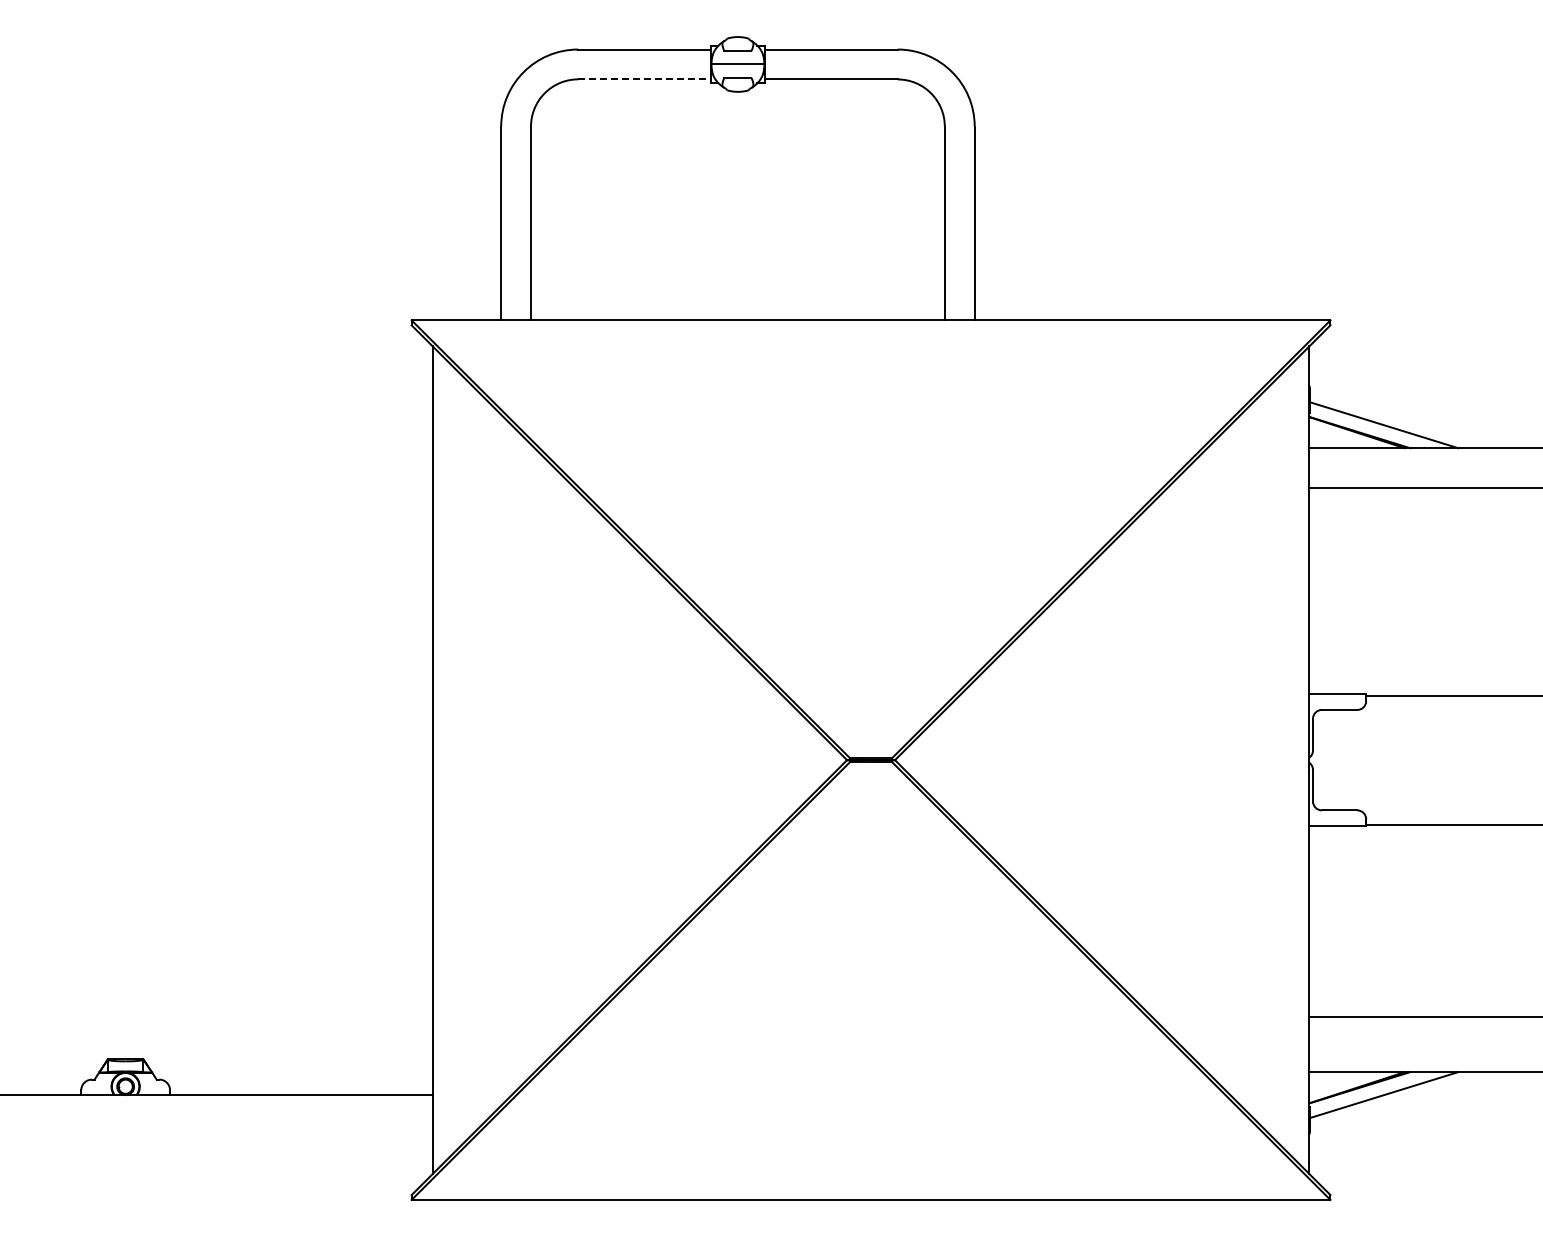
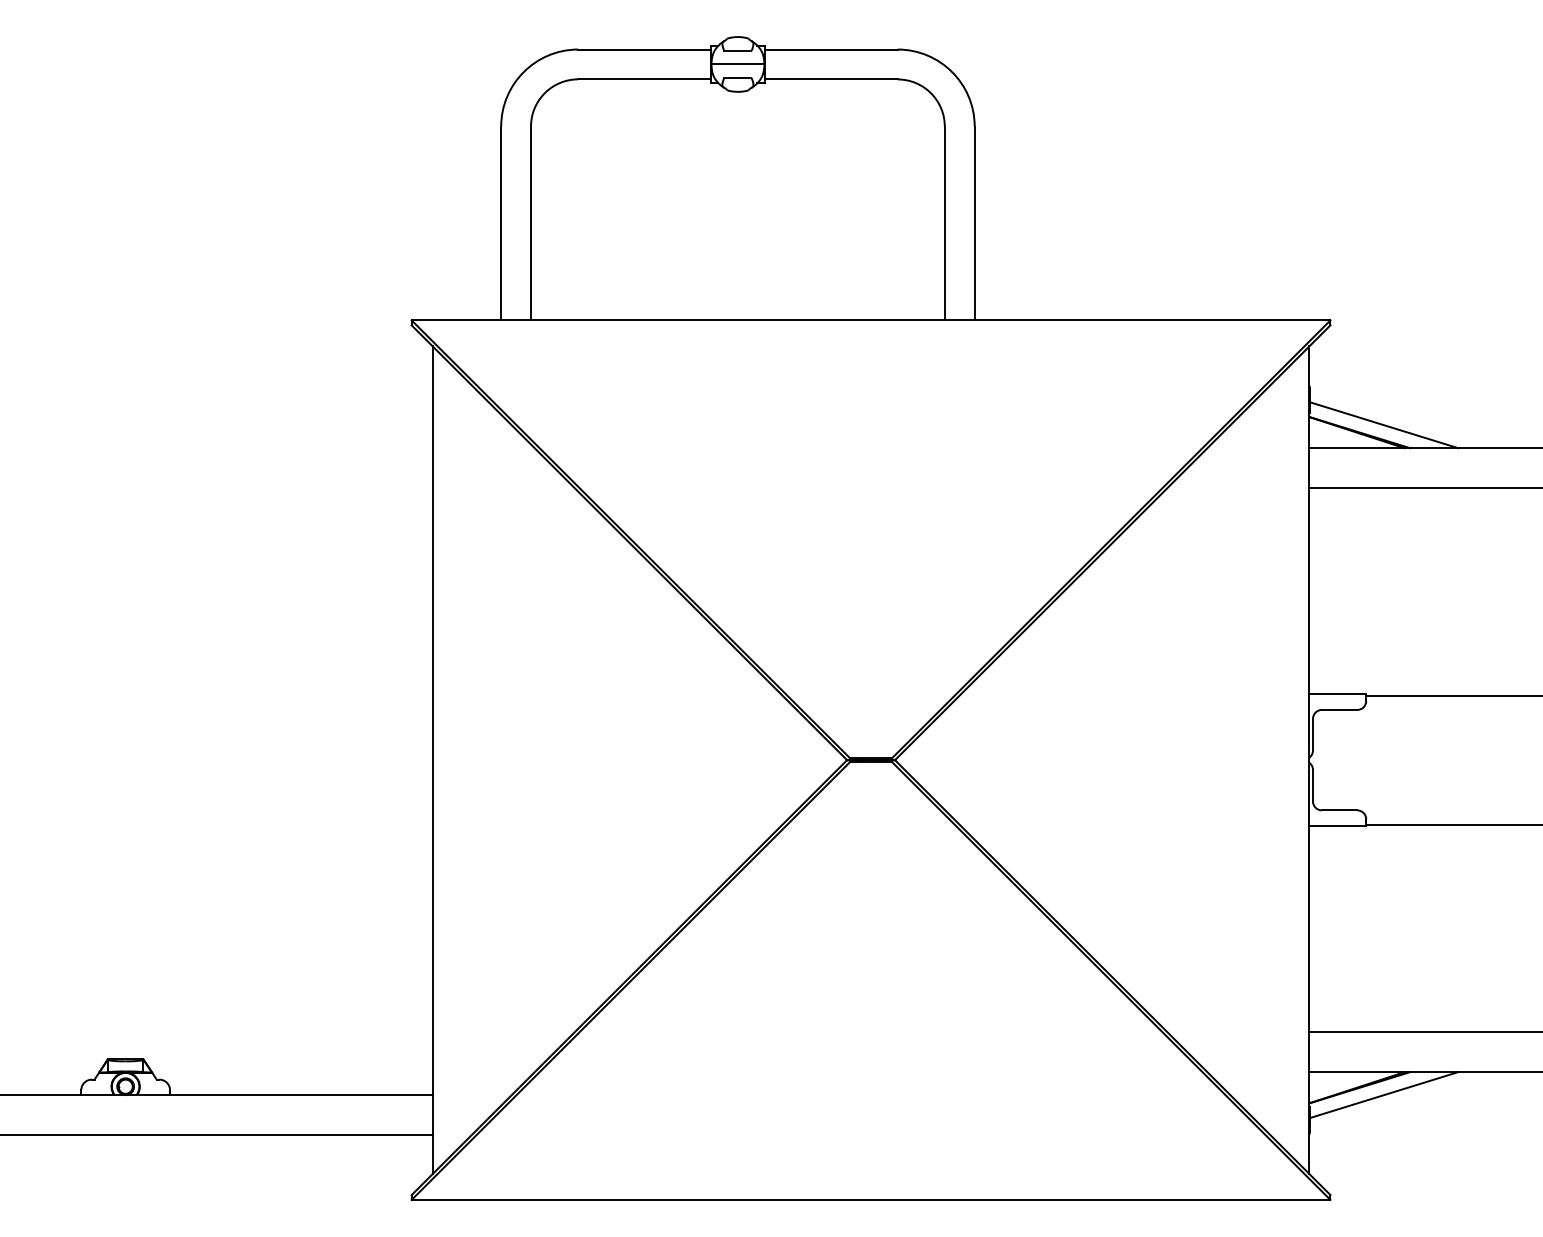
line: dashed -> solid (645, 79)
line position: (1424, 1017) -> (1424, 1032) (1424, 1032)
line: none -> present (217, 1135)
